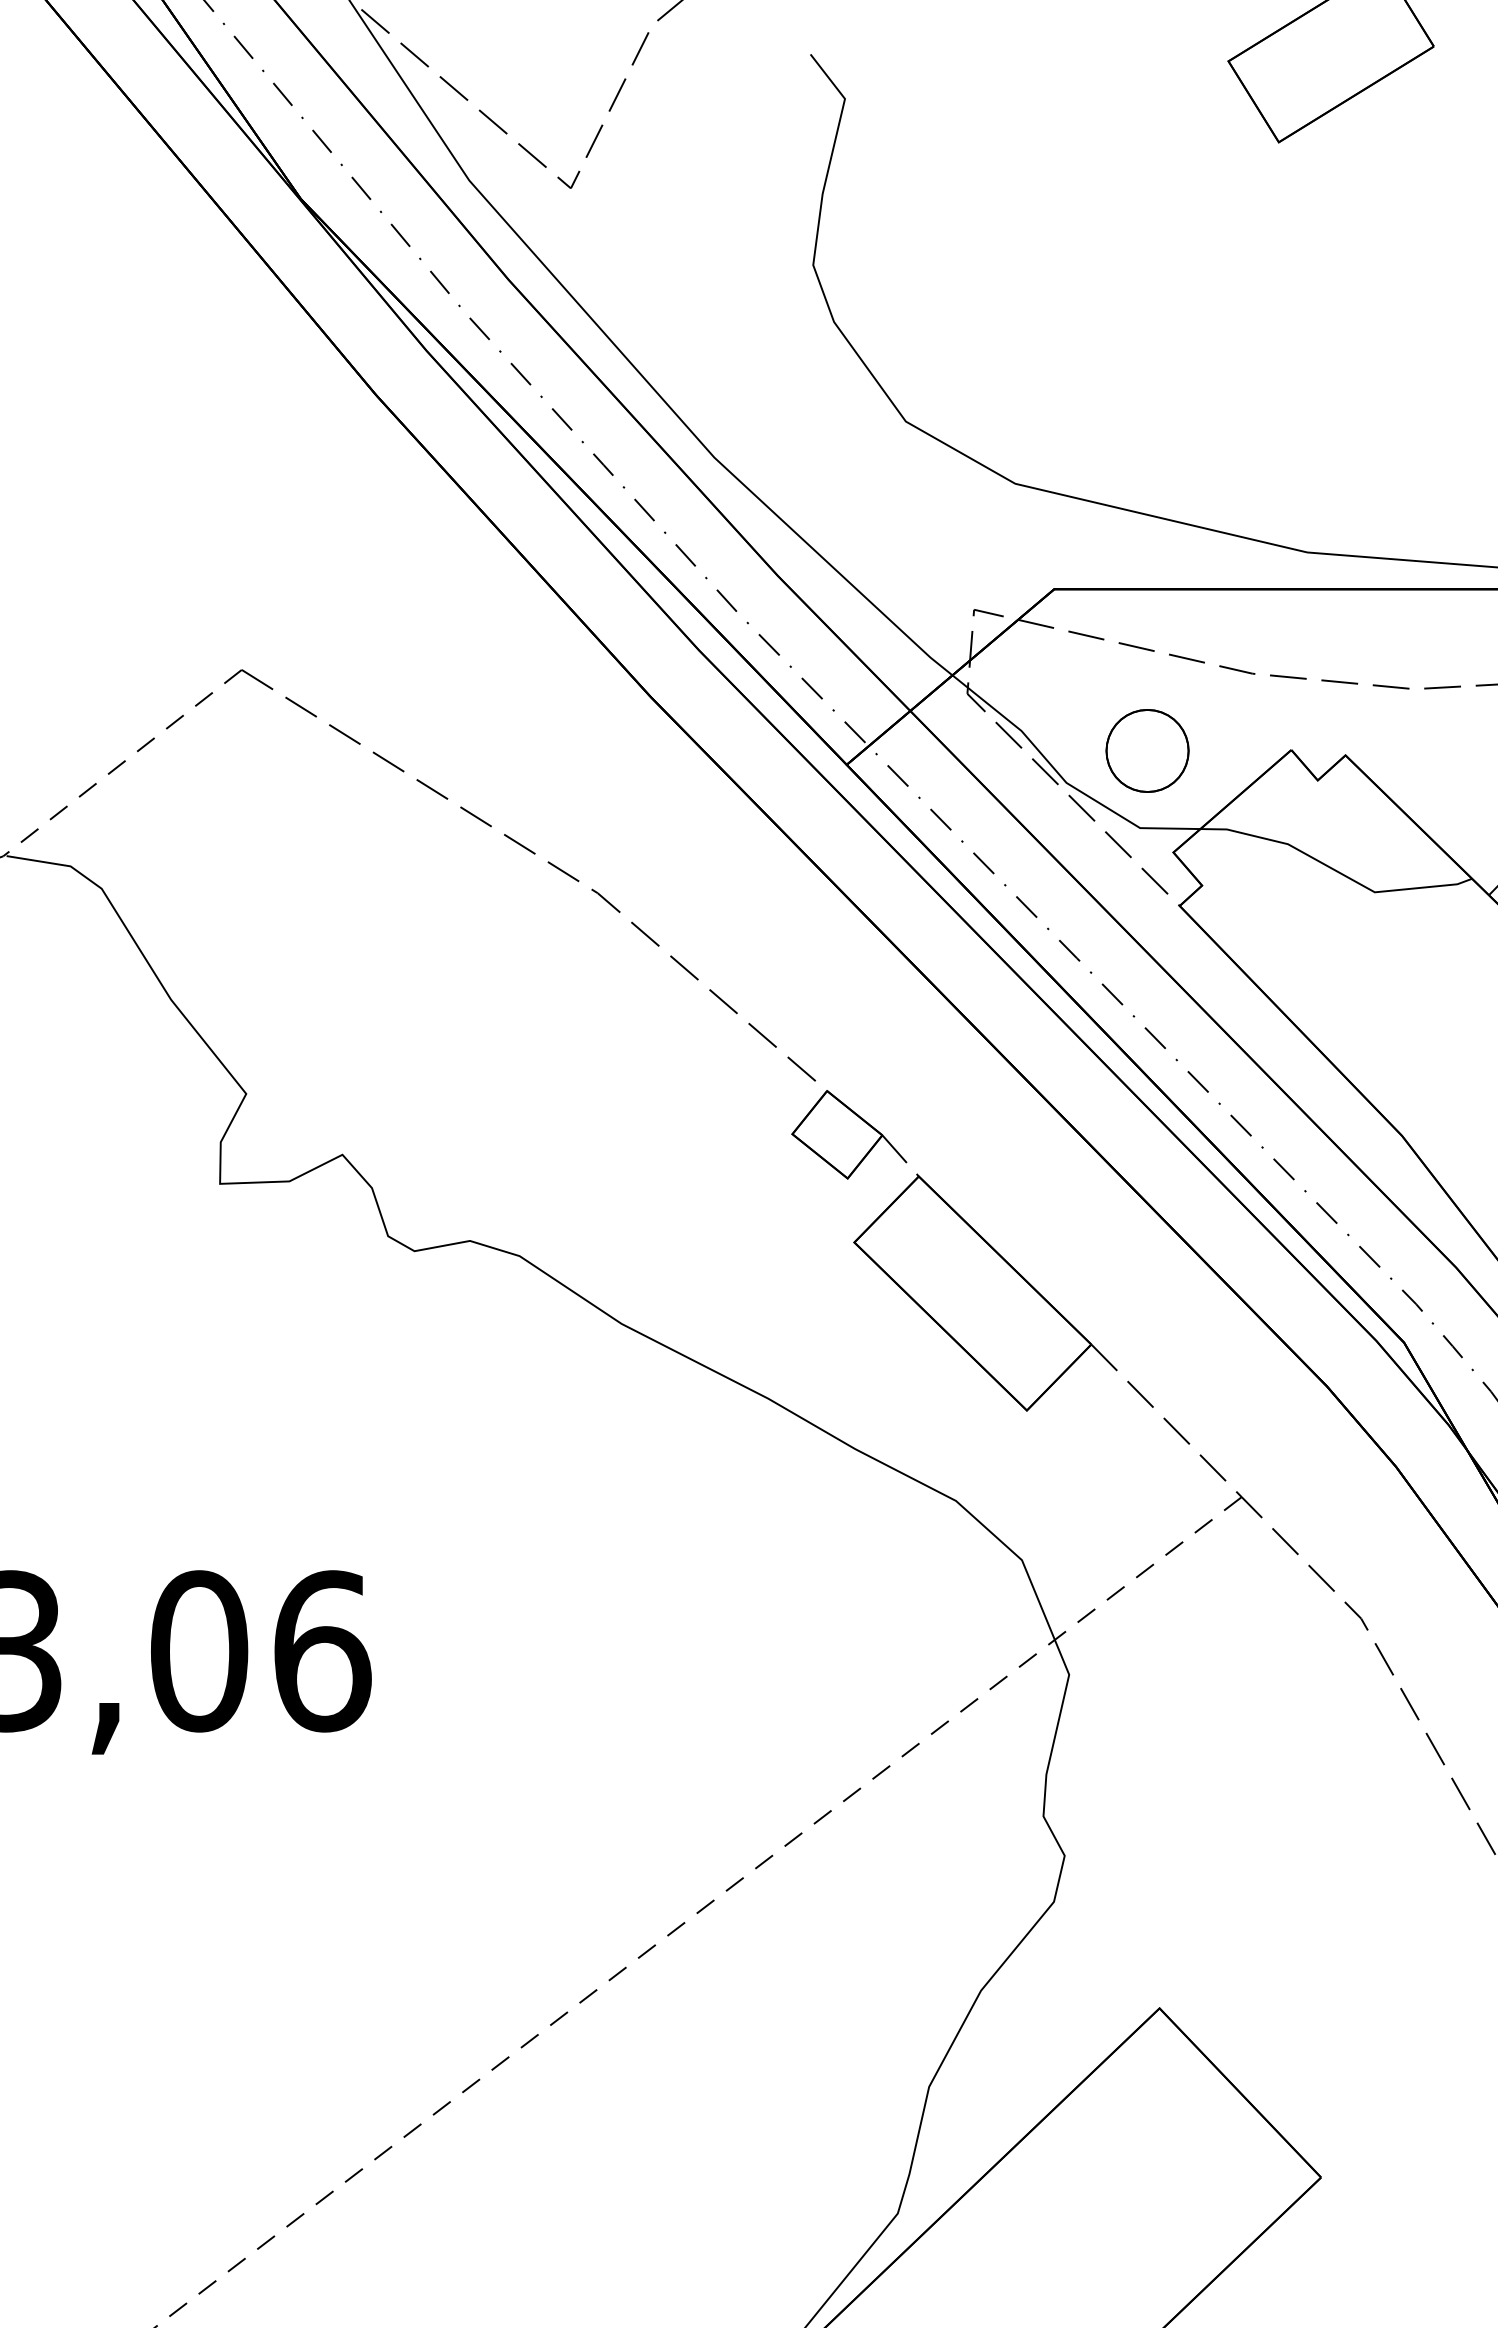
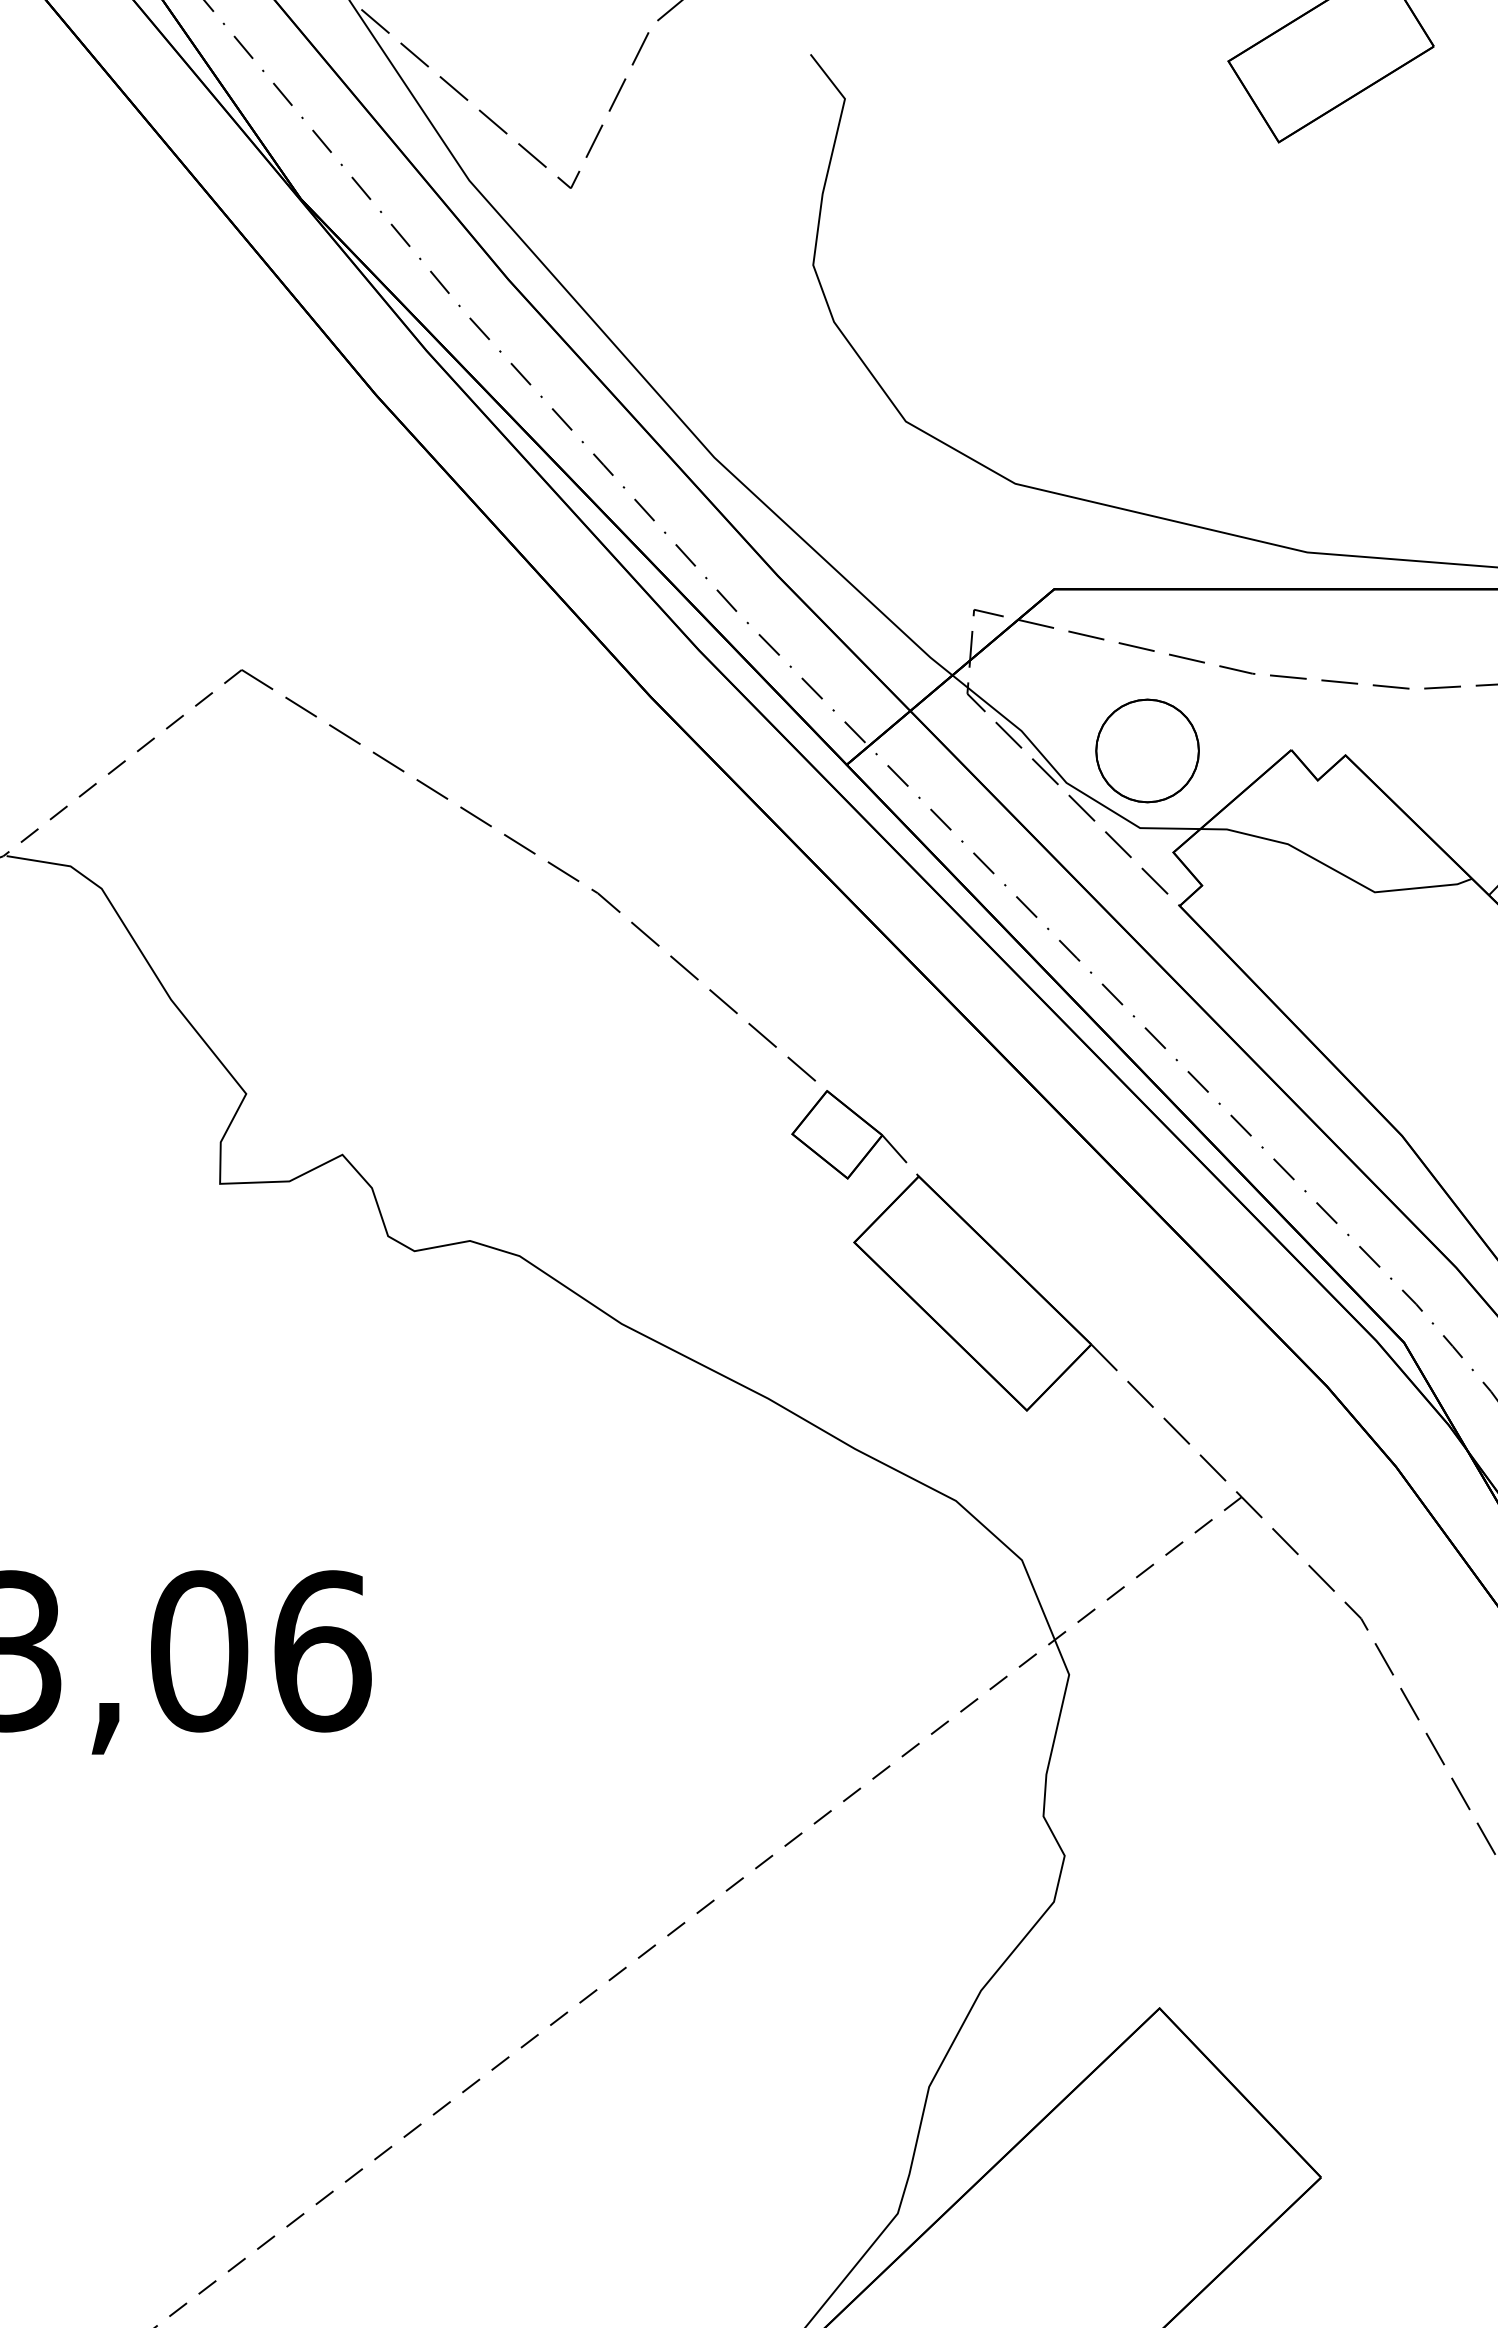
part size: 85x84 px -> 105x106 px (1147, 750)
